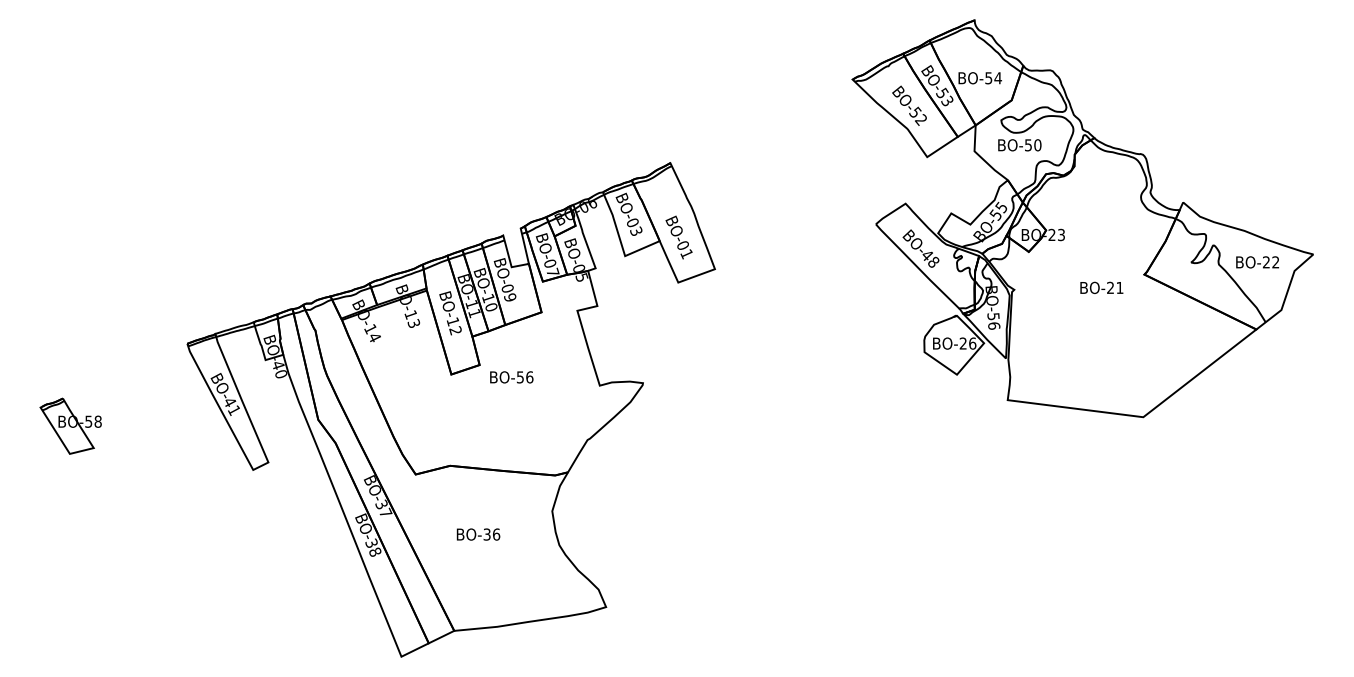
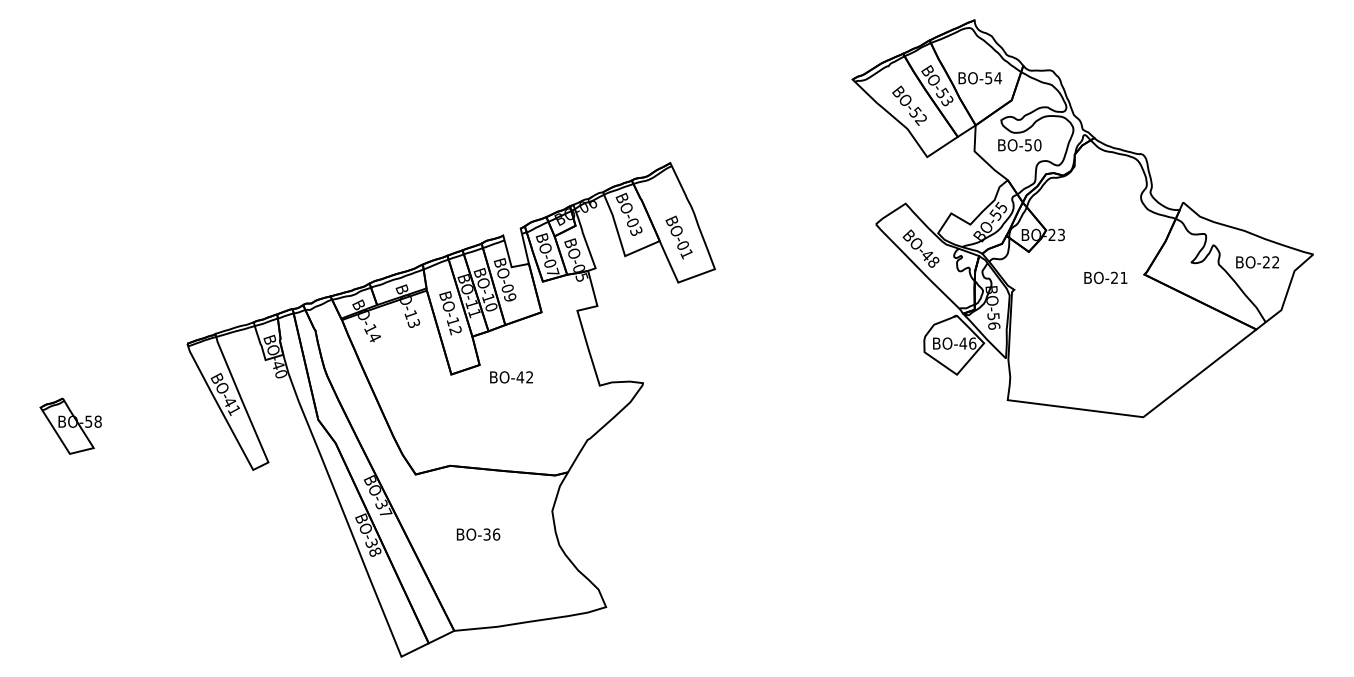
text position: (1101, 287) -> (1105, 277) (1105, 277)
text: BO-26 -> BO-46 (963, 343)
text: BO-56 -> BO-42 (524, 377)
